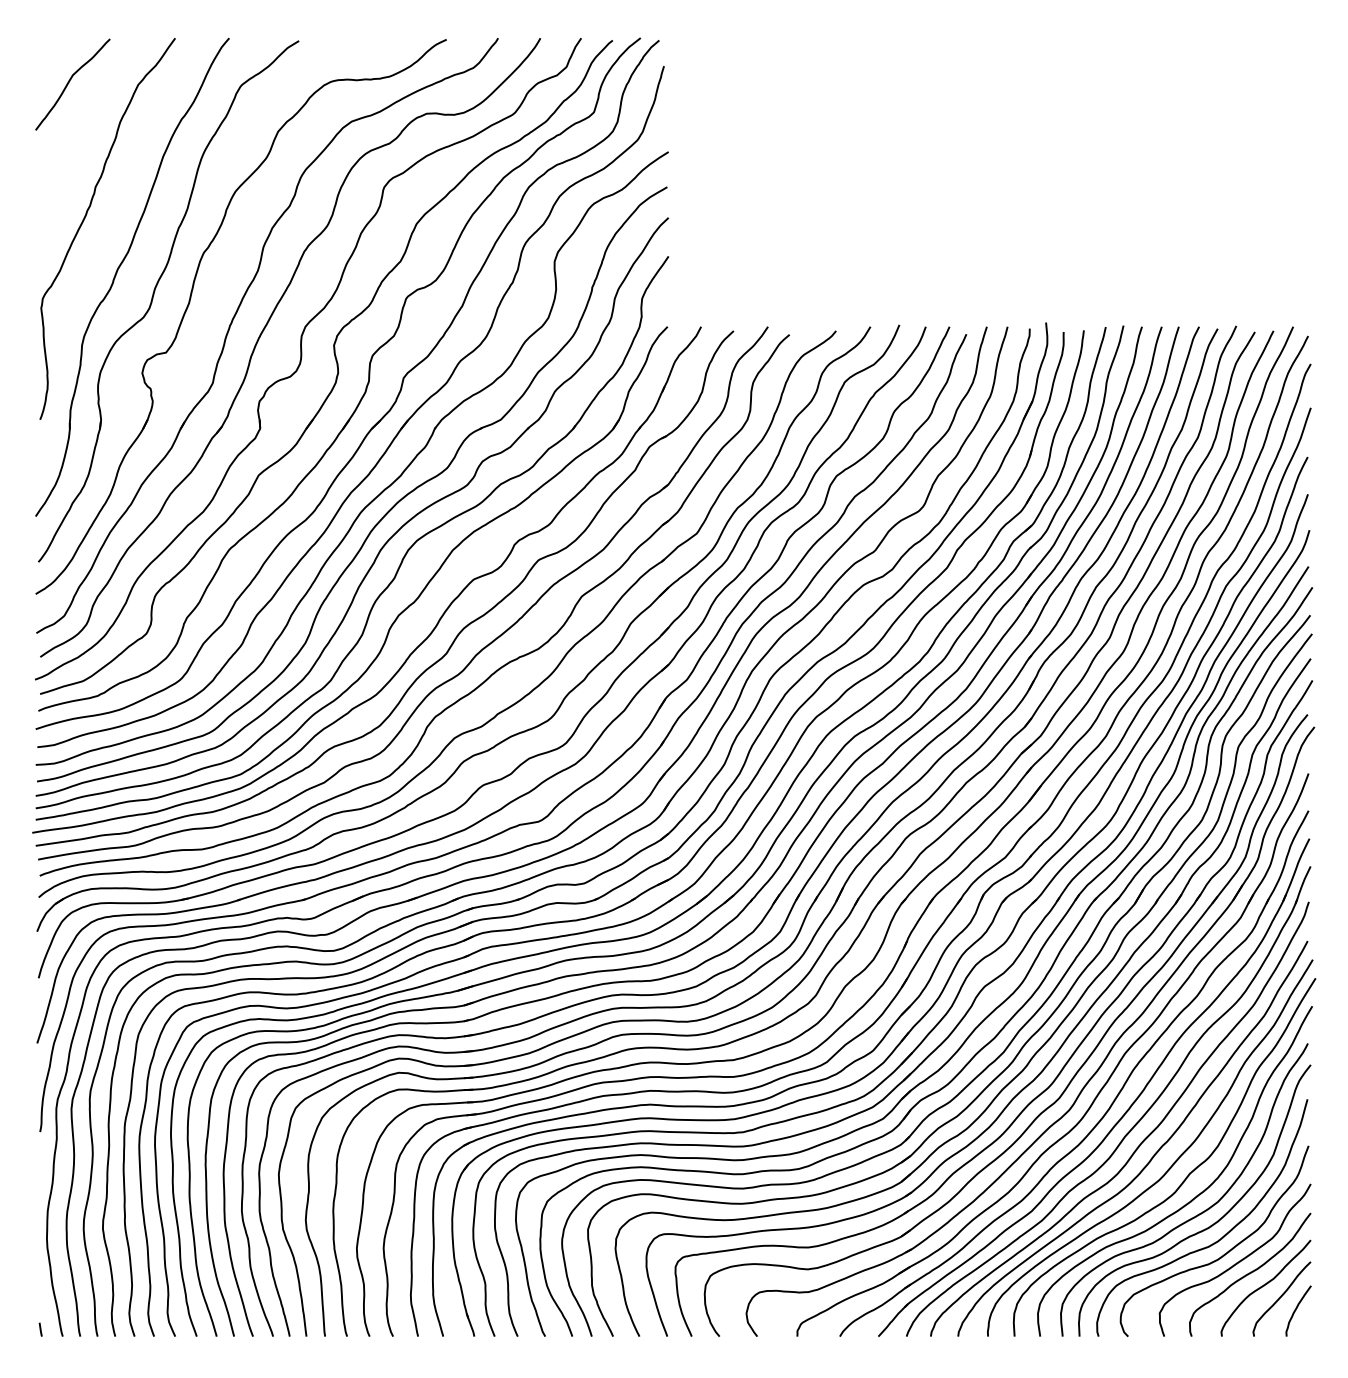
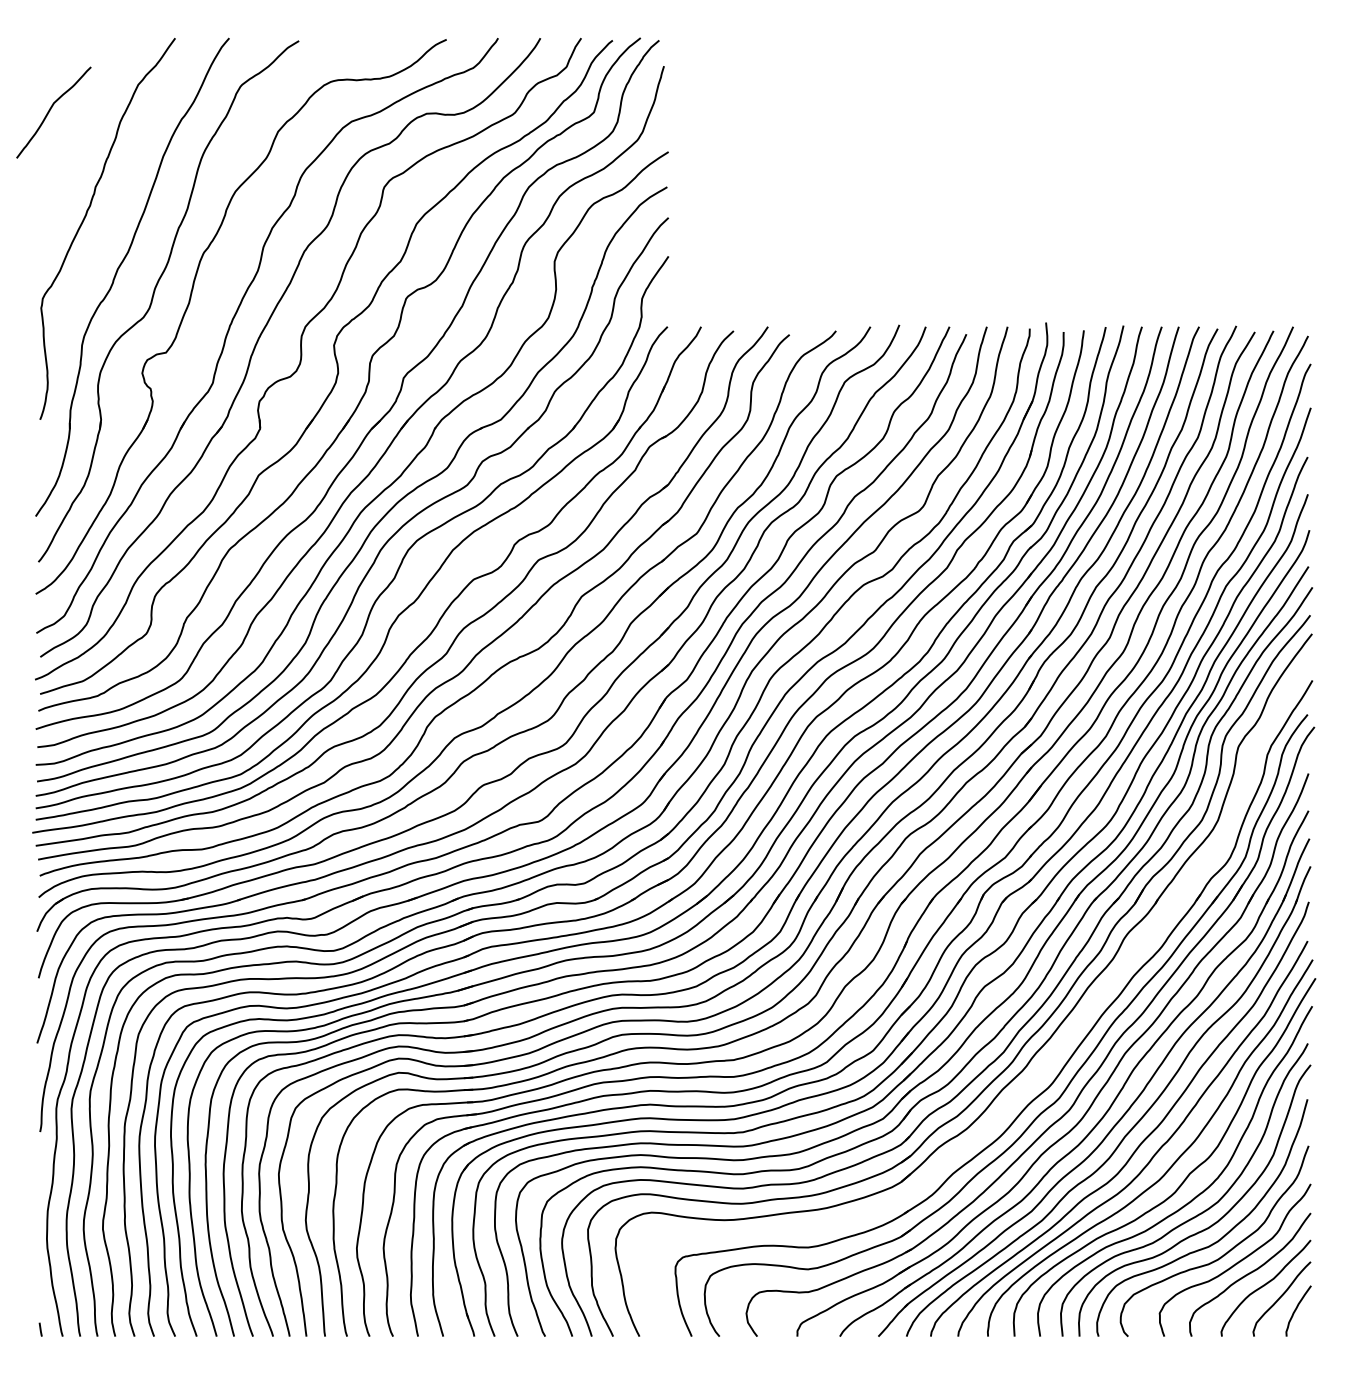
curve position: (70, 81) -> (51, 109) (51, 109)
part: present -> none (1051, 1057)
